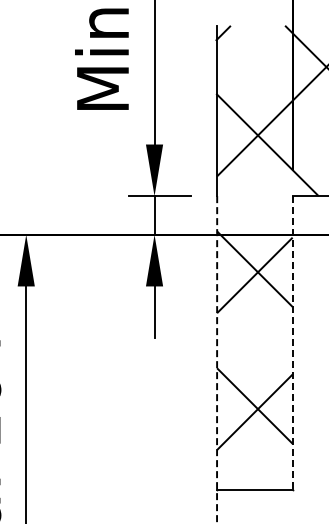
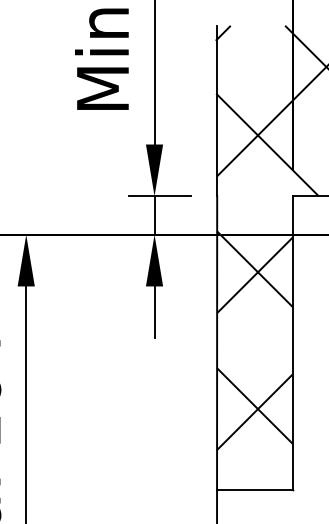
line: dashed -> solid (292, 343)
line: dashed -> solid (217, 360)
